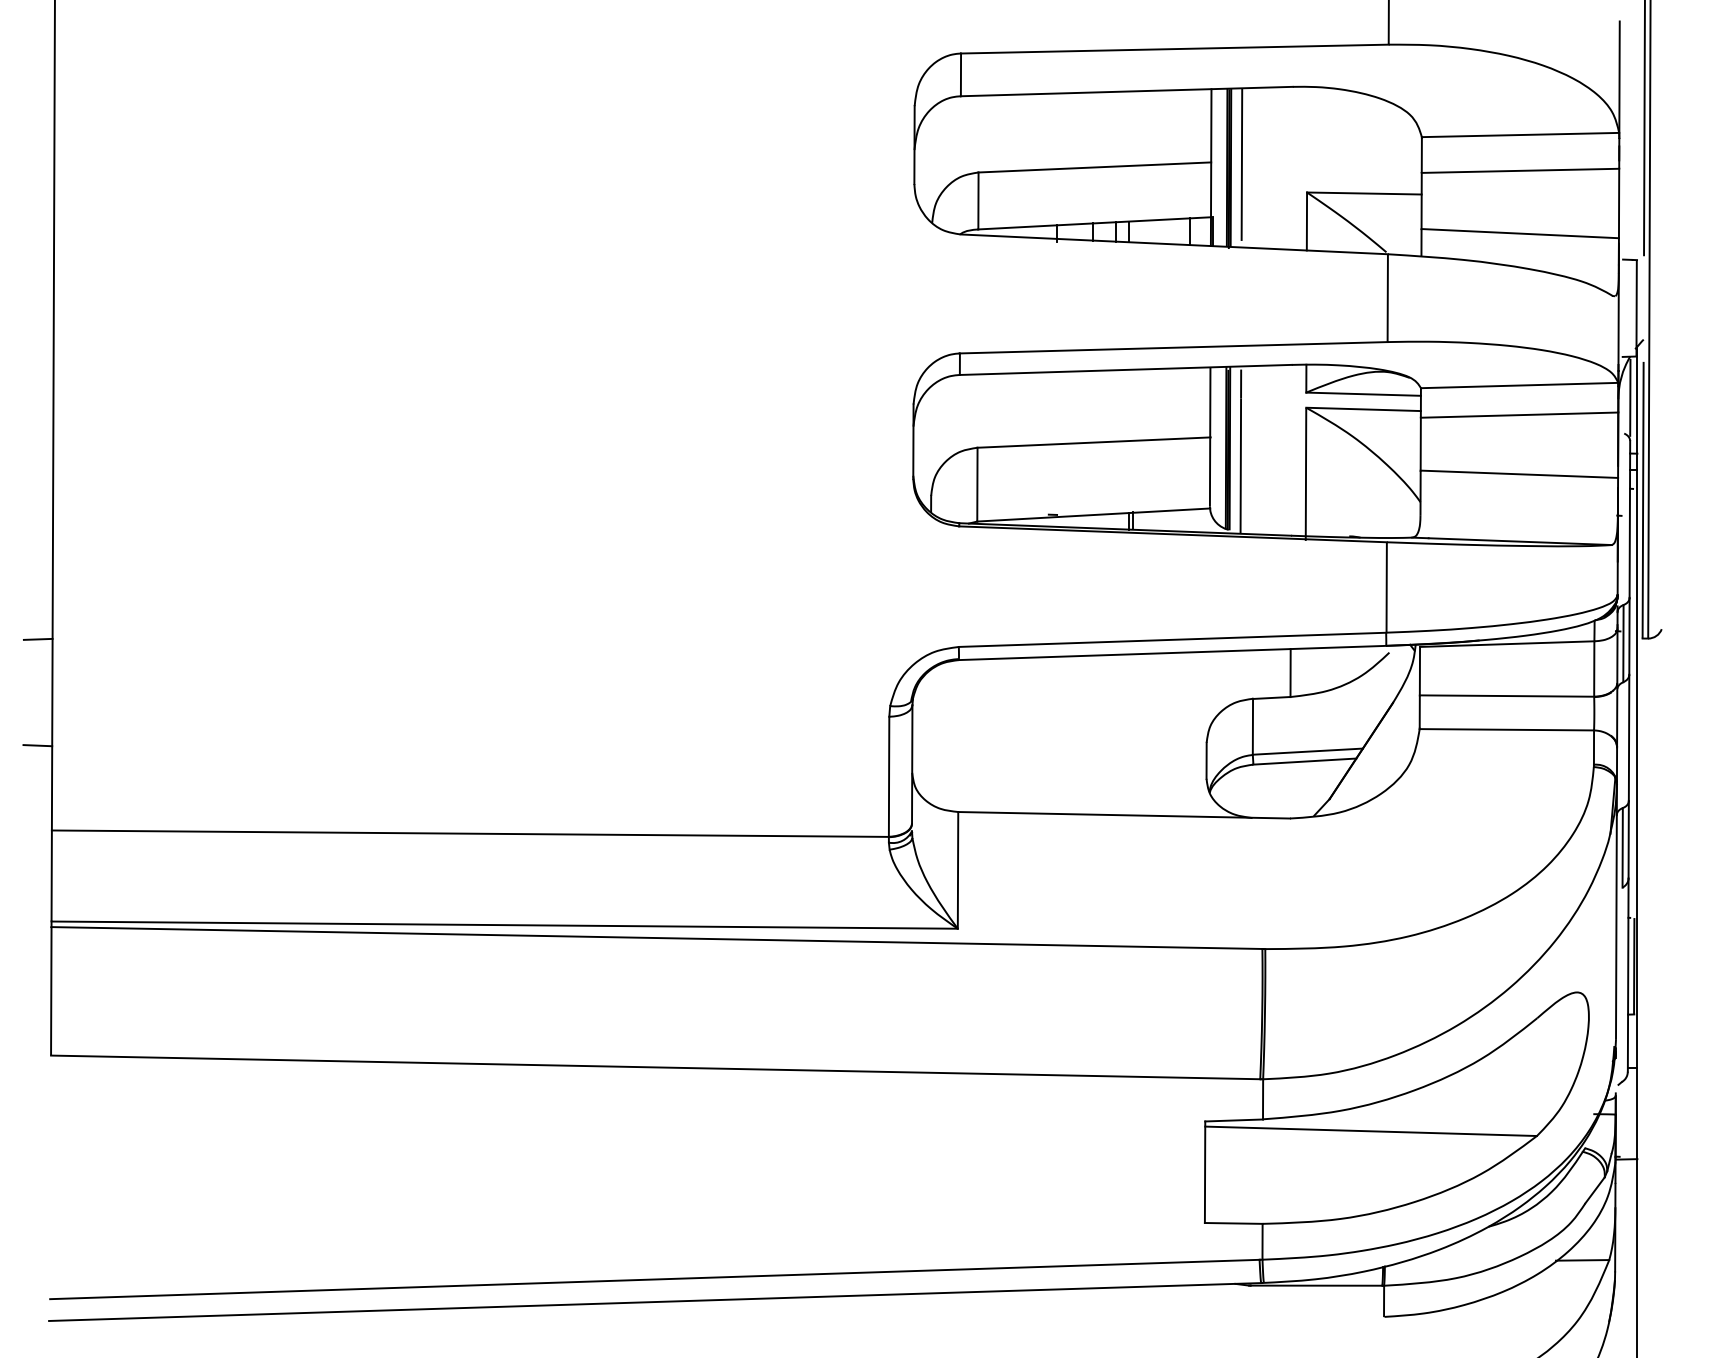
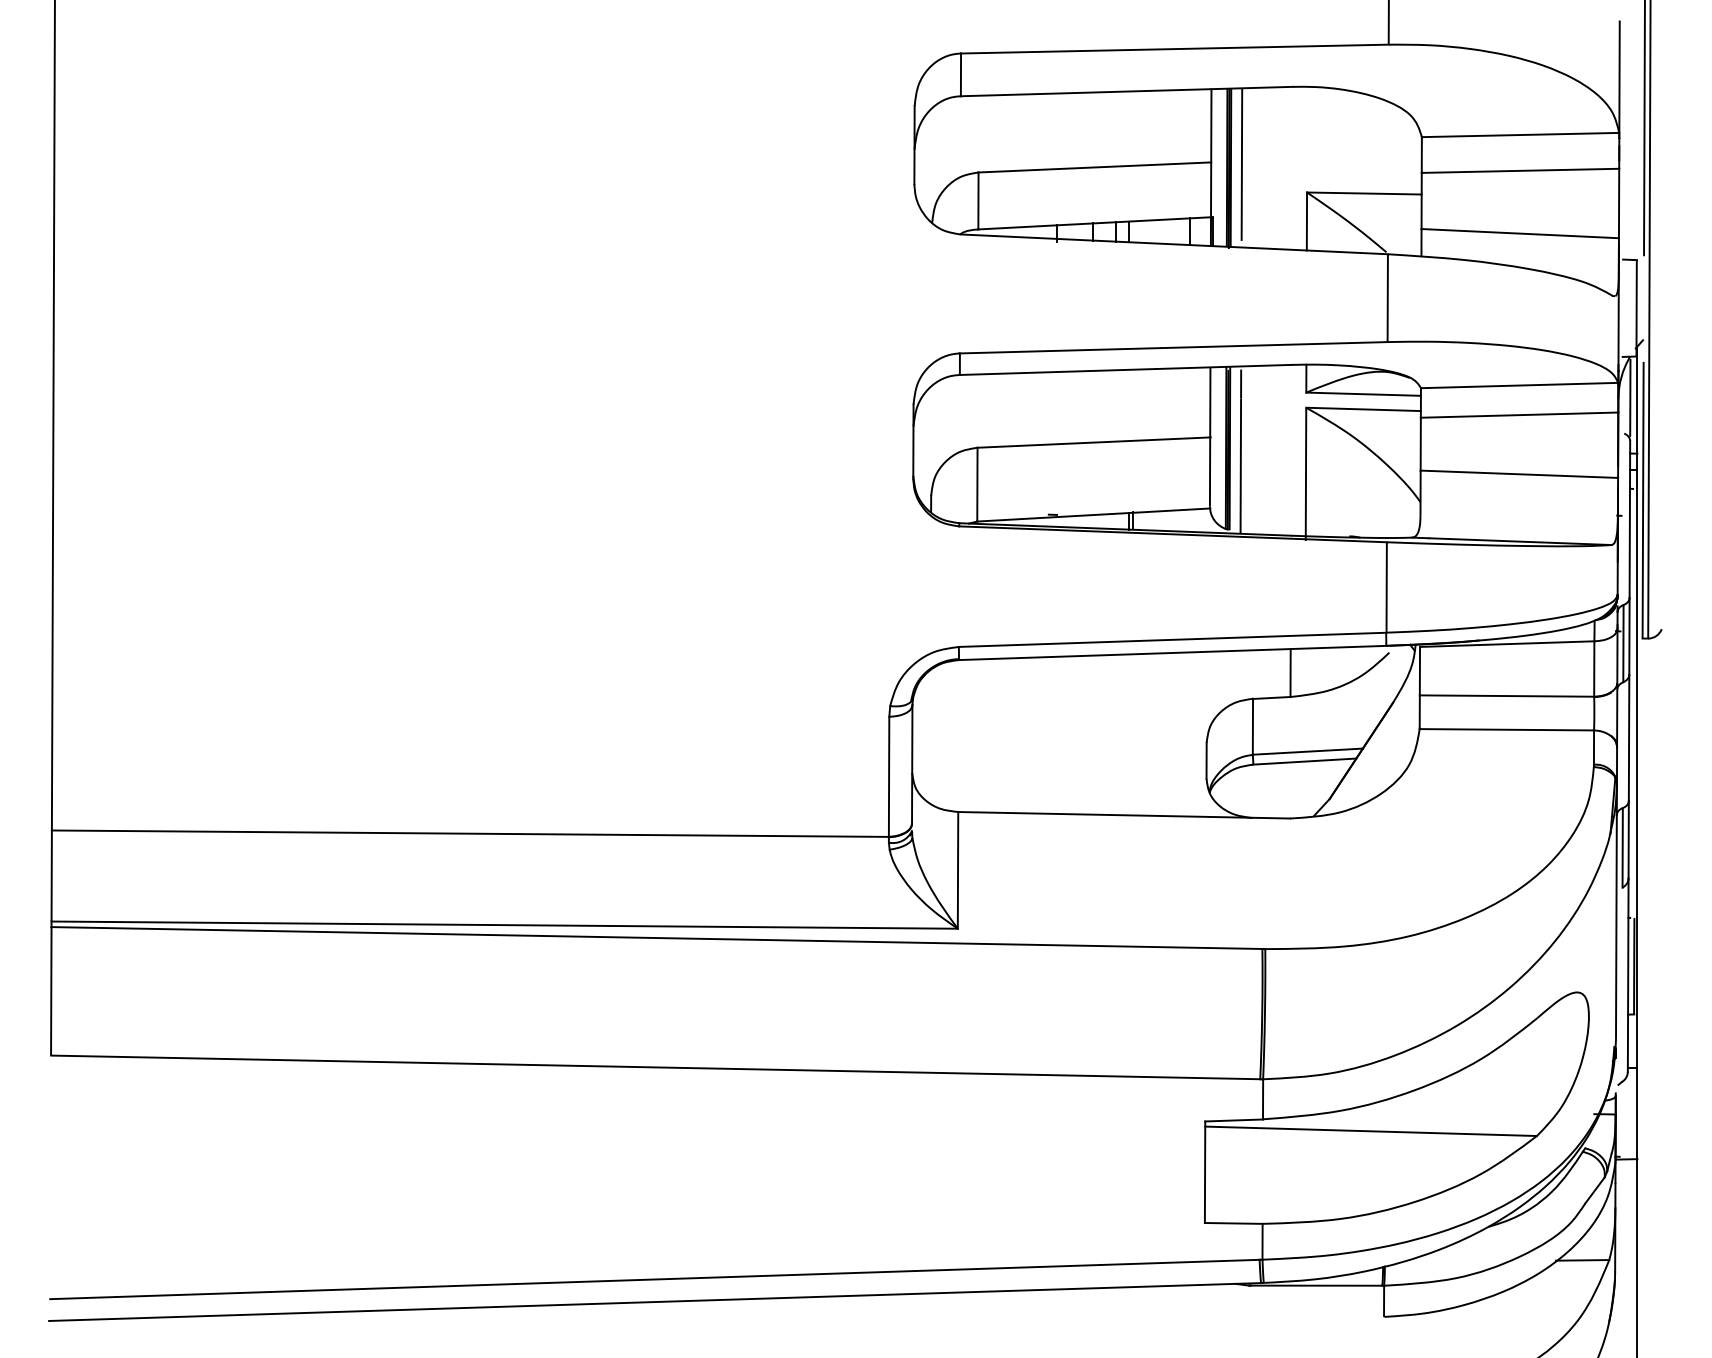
line: present -> none (37, 638)
line: present -> none (37, 745)
